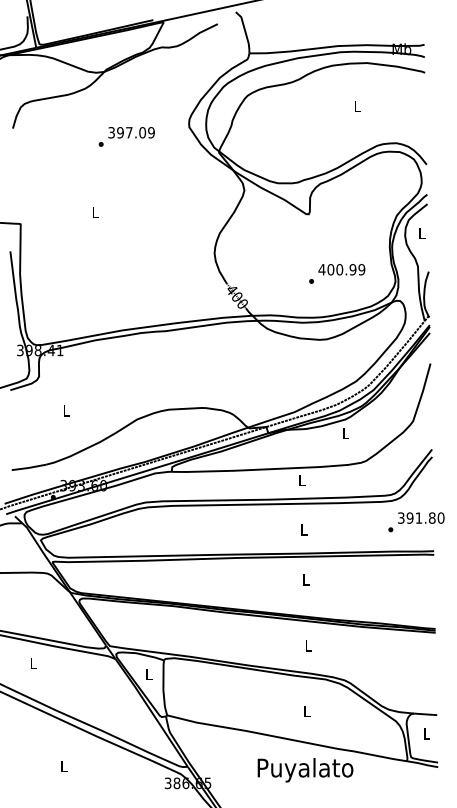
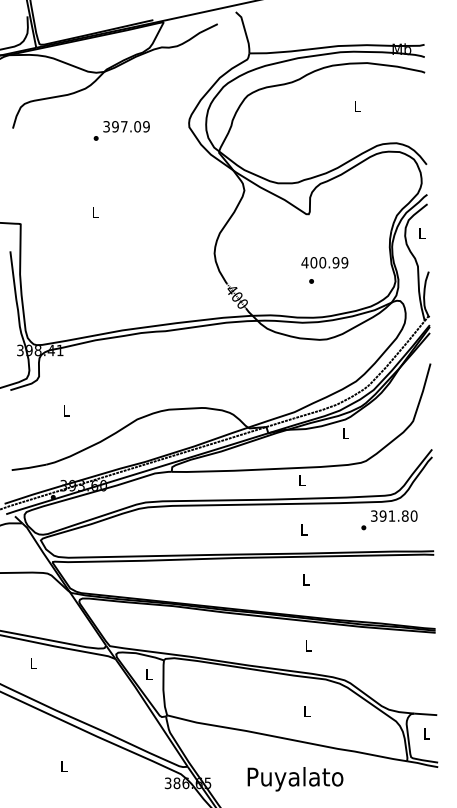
text position: (126, 136) -> (121, 130) (121, 130)
text position: (341, 269) -> (324, 262) (324, 262)
text position: (416, 522) -> (389, 520) (389, 520)
text position: (305, 770) -> (295, 779) (295, 779)
